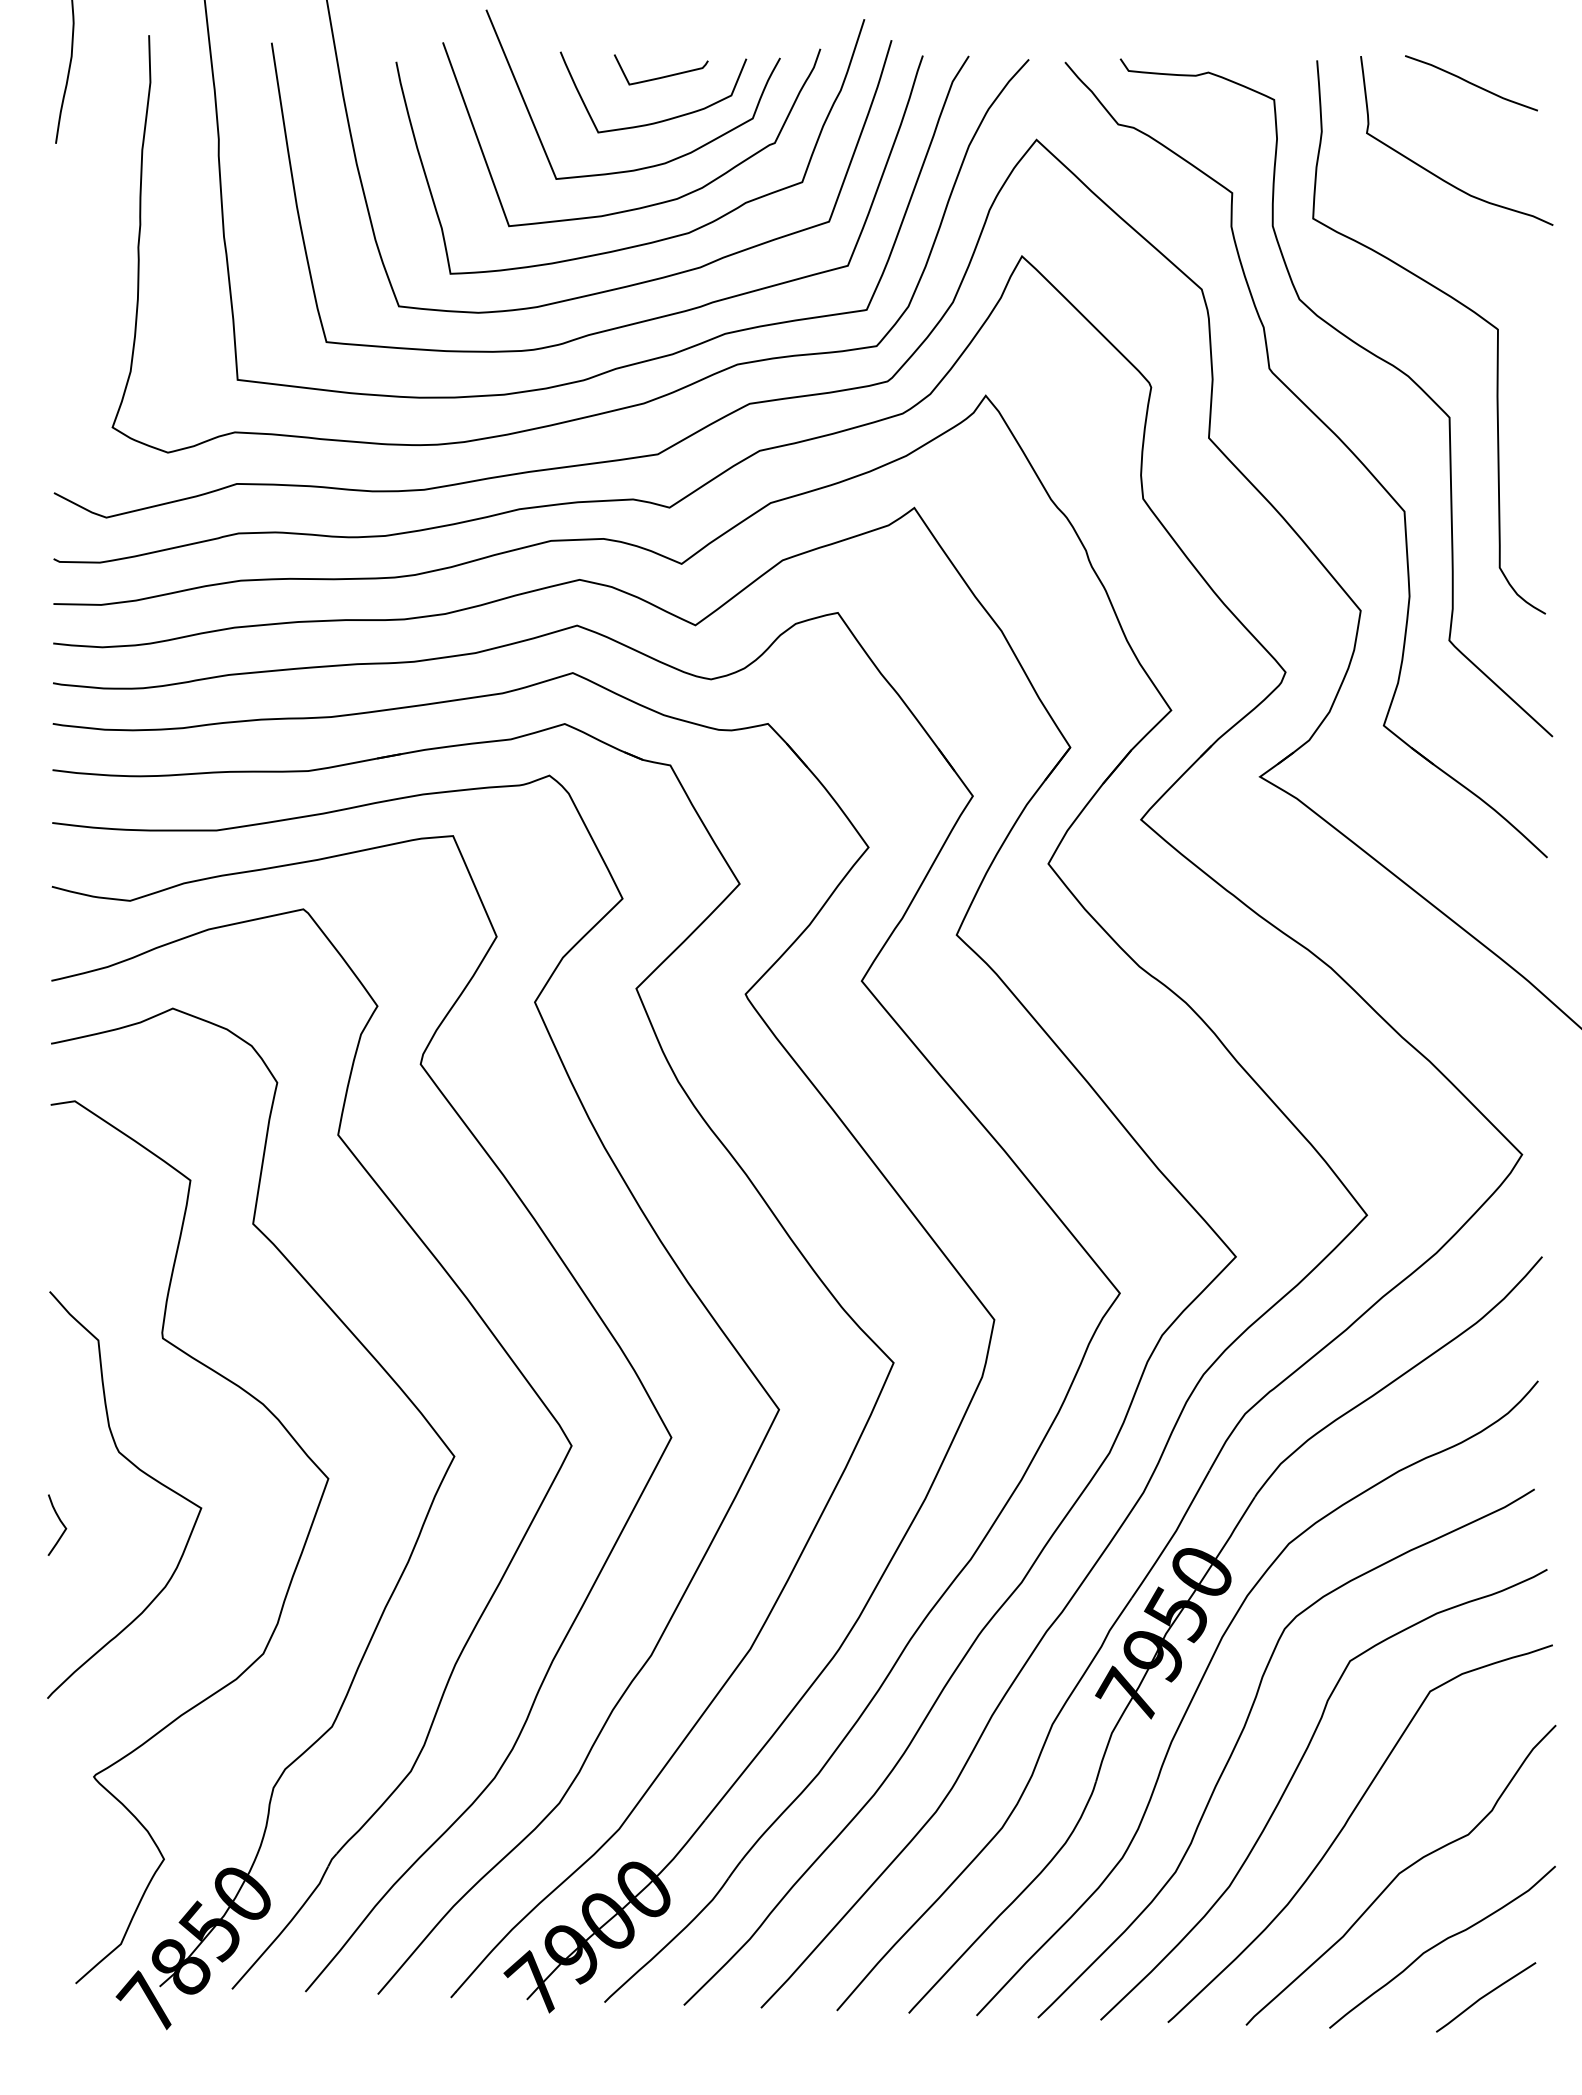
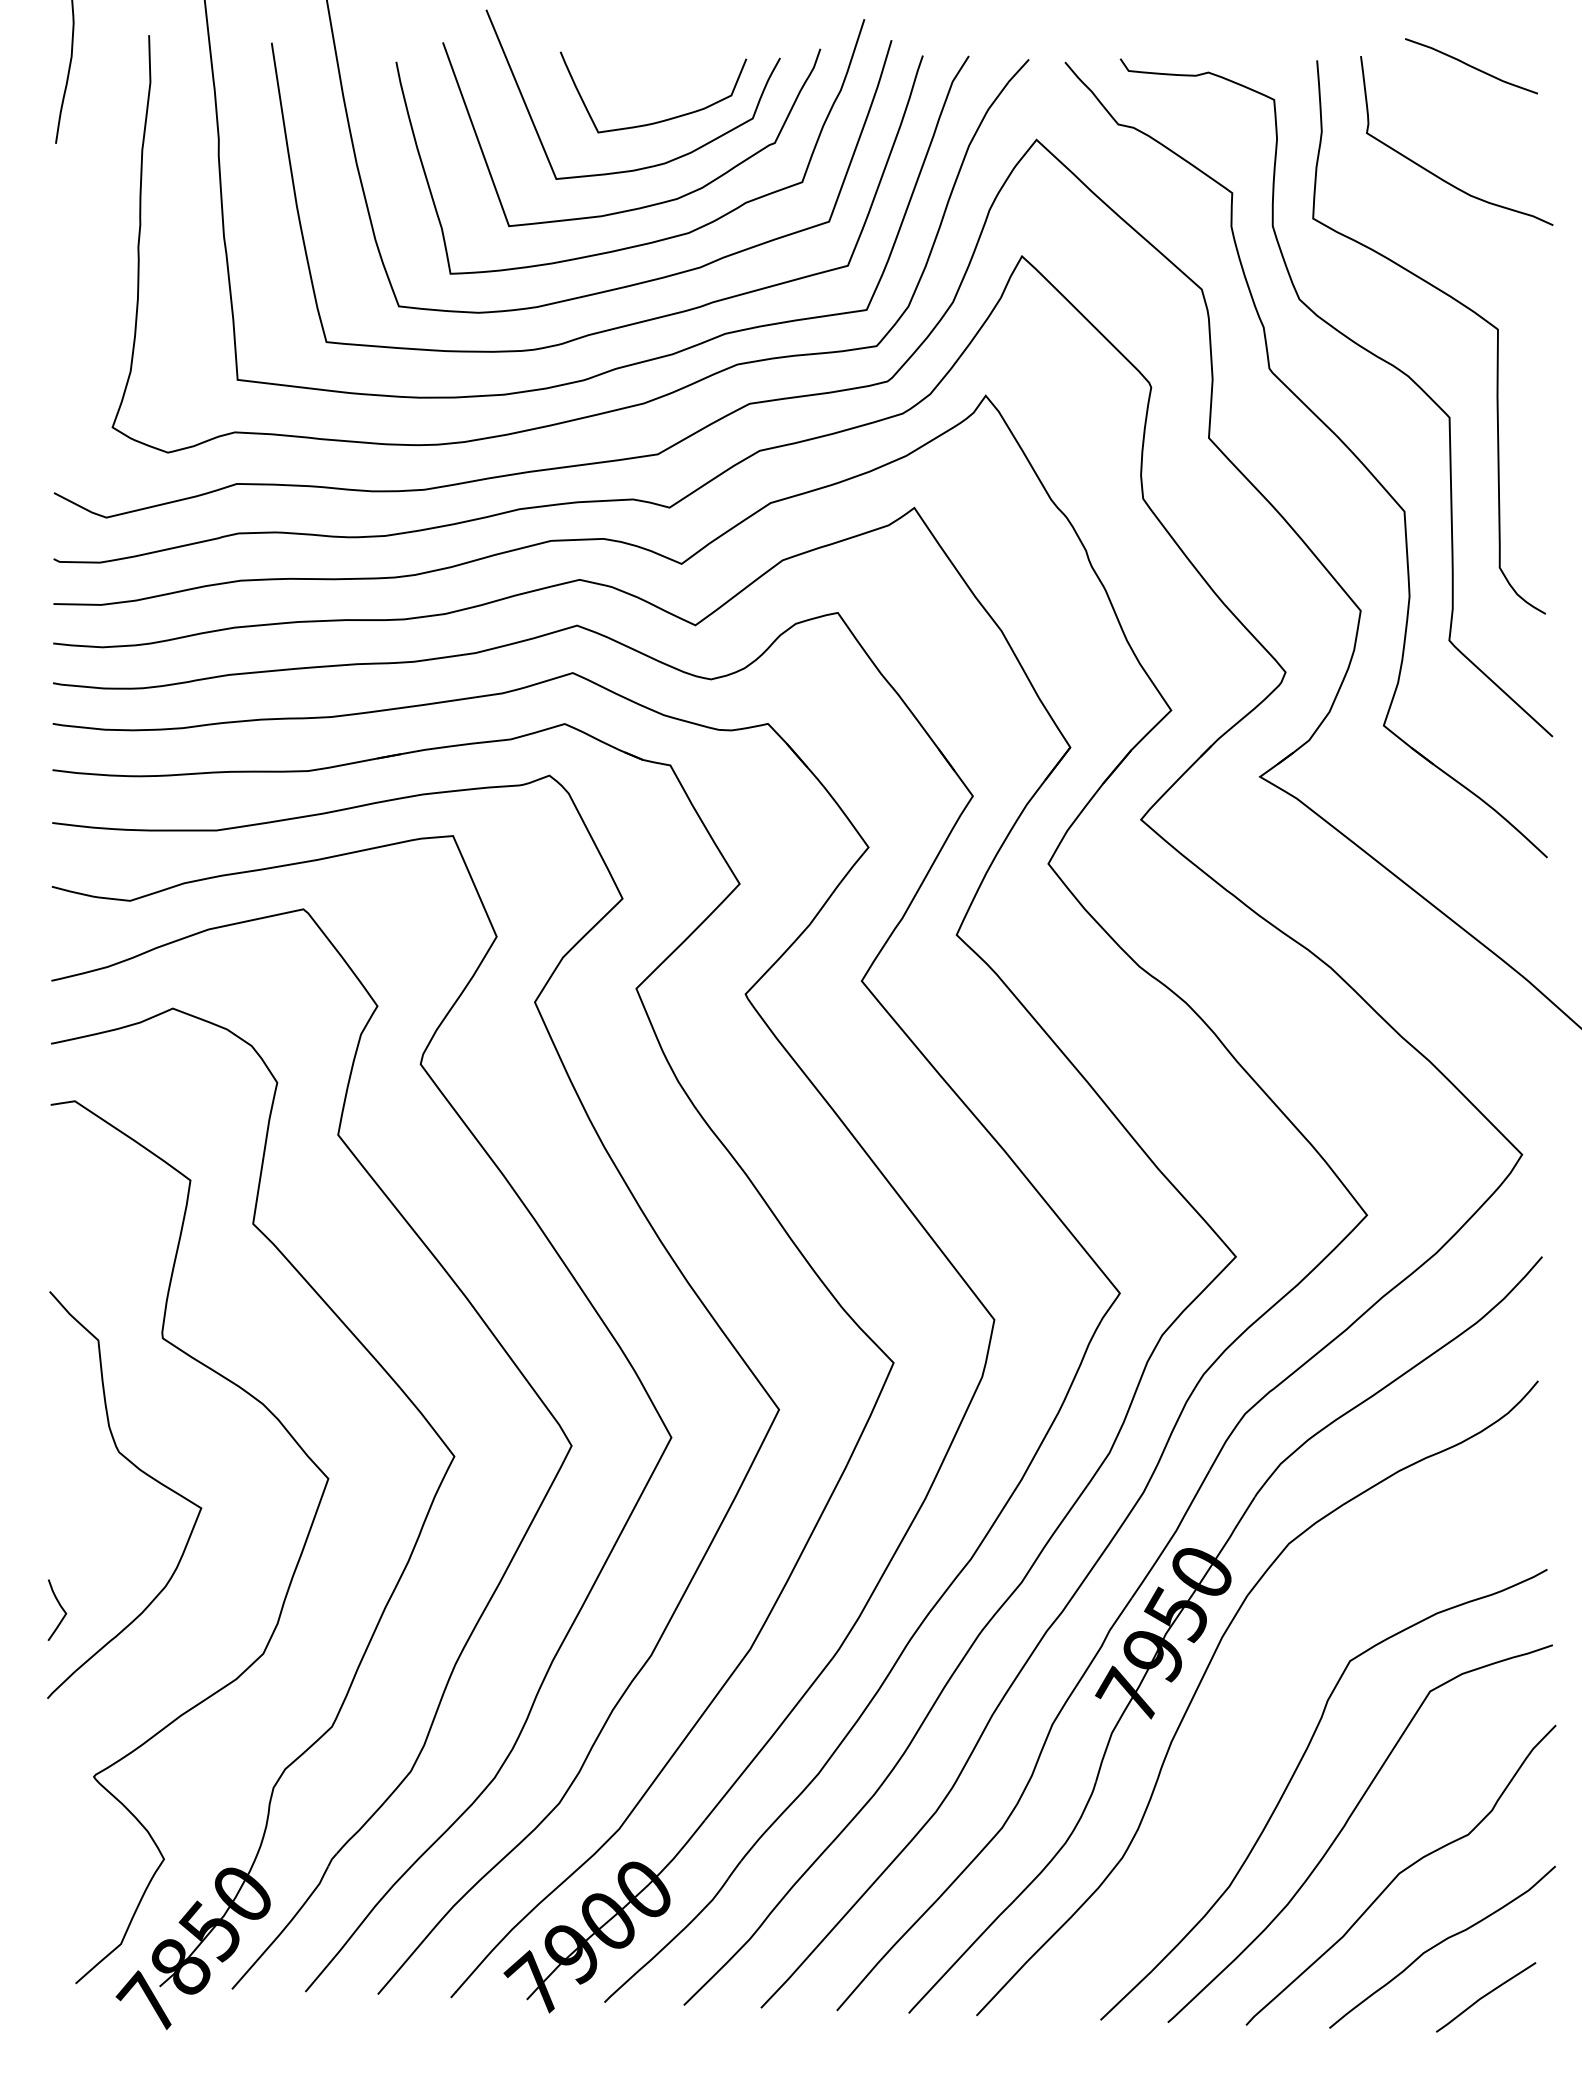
curve: present -> none (661, 76)
curve position: (1471, 83) -> (1471, 66) (1471, 66)
curve position: (60, 1522) -> (60, 1607) (60, 1607)
curve: present -> none (1243, 1731)
